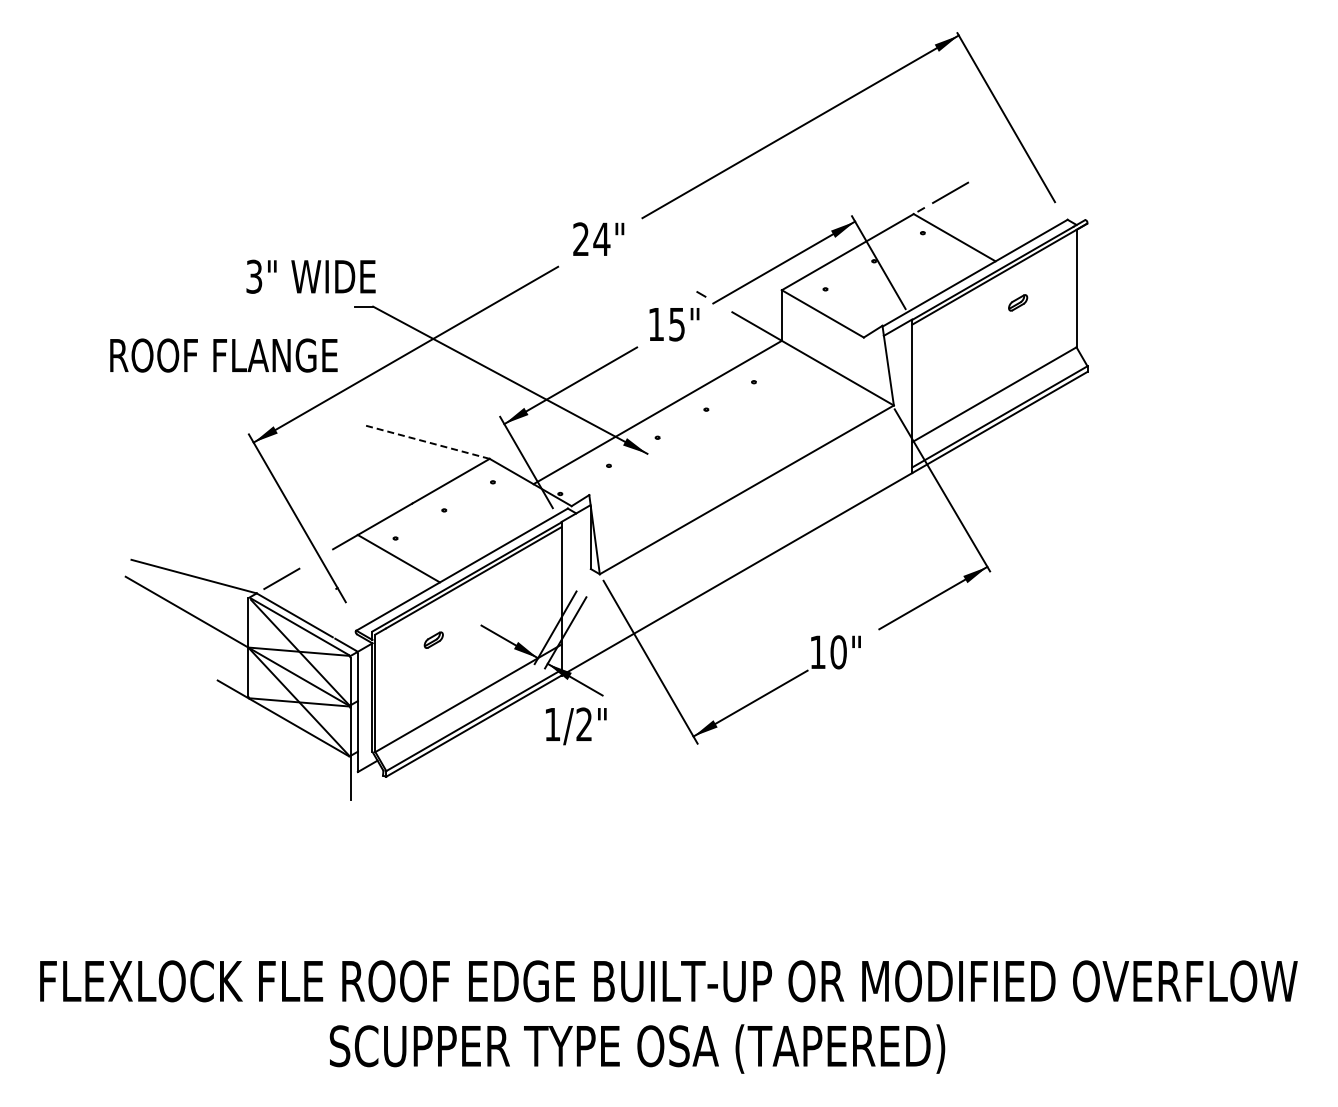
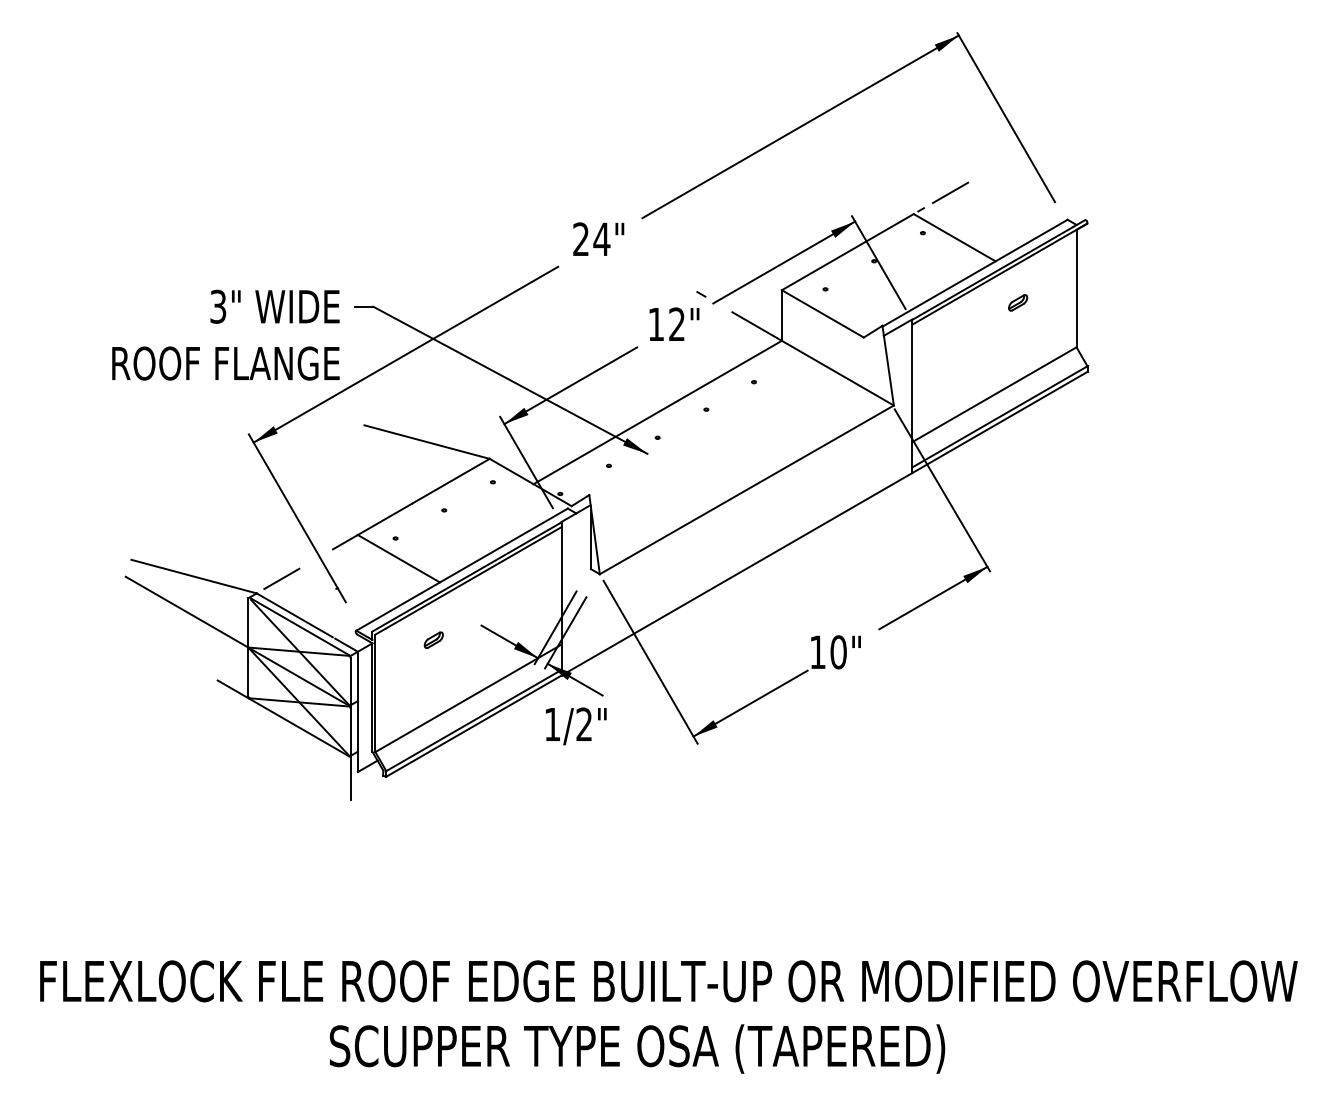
text position: (310, 276) -> (274, 306) (274, 306)
text: 15" -> 12" (676, 324)
text position: (223, 355) -> (225, 363) (225, 363)
line: dashed -> solid (427, 442)
